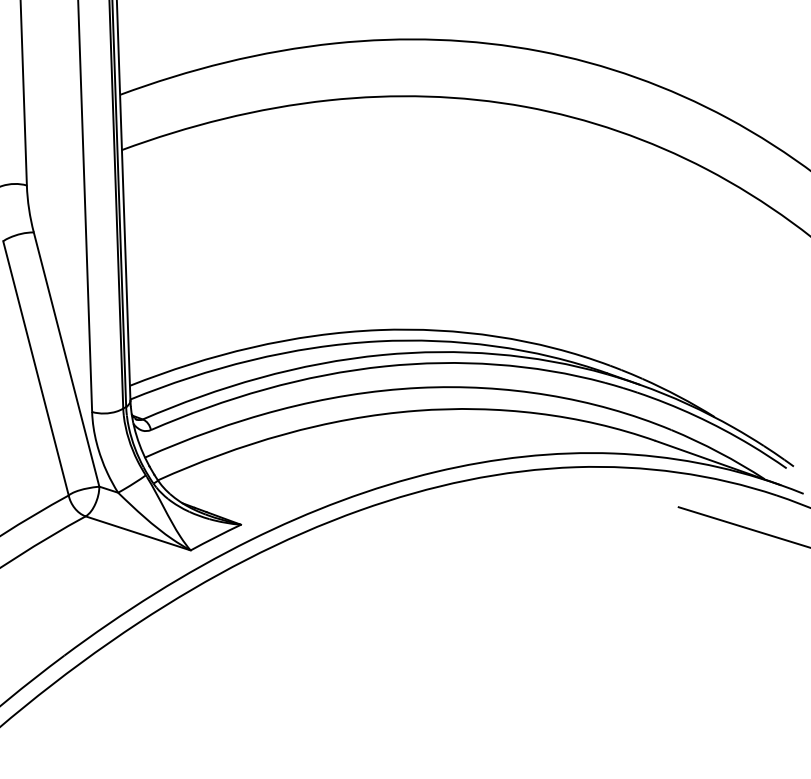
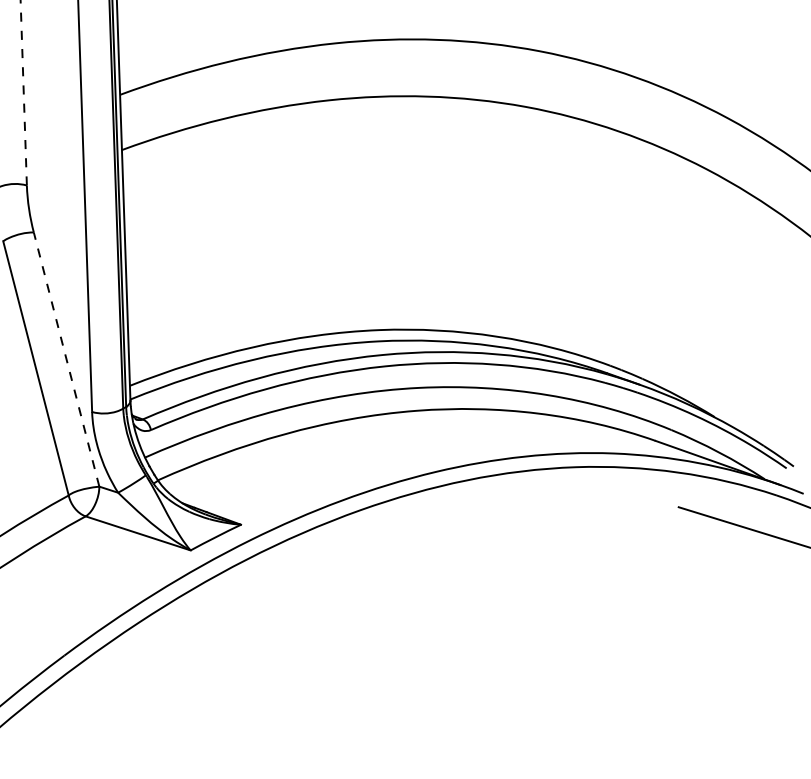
line: solid -> dashed (23, 92)
line: solid -> dashed (66, 359)
